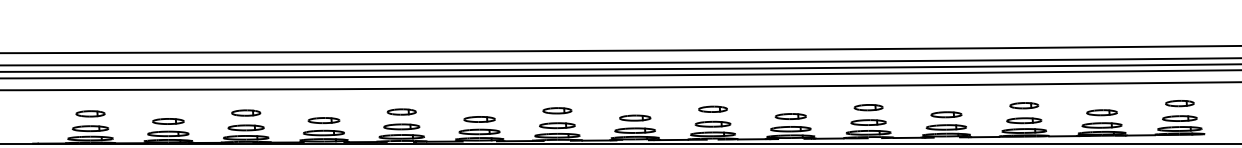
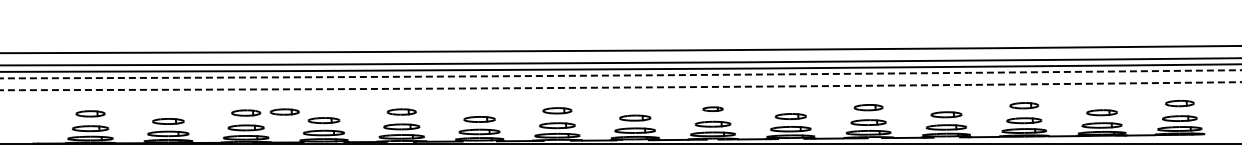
arc: solid -> dashed (620, 75)
arc: solid -> dashed (621, 87)
part size: 30x8 px -> 22x6 px (712, 108)
part: none -> present (284, 111)
